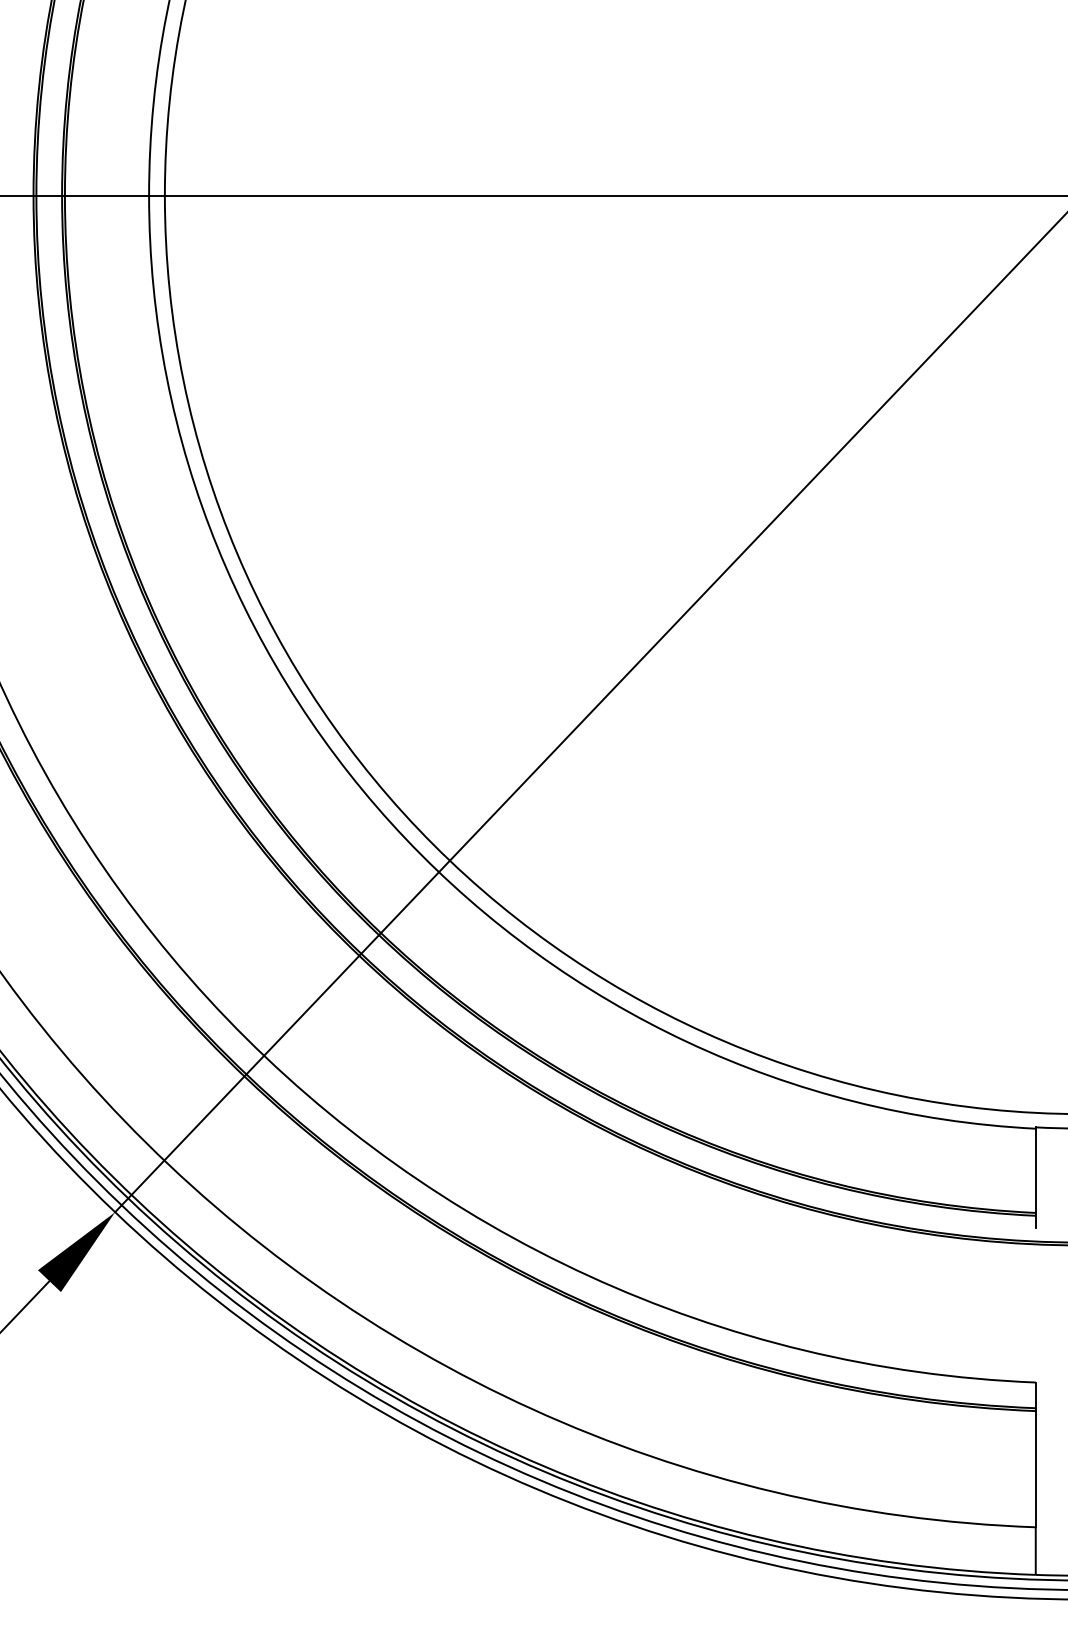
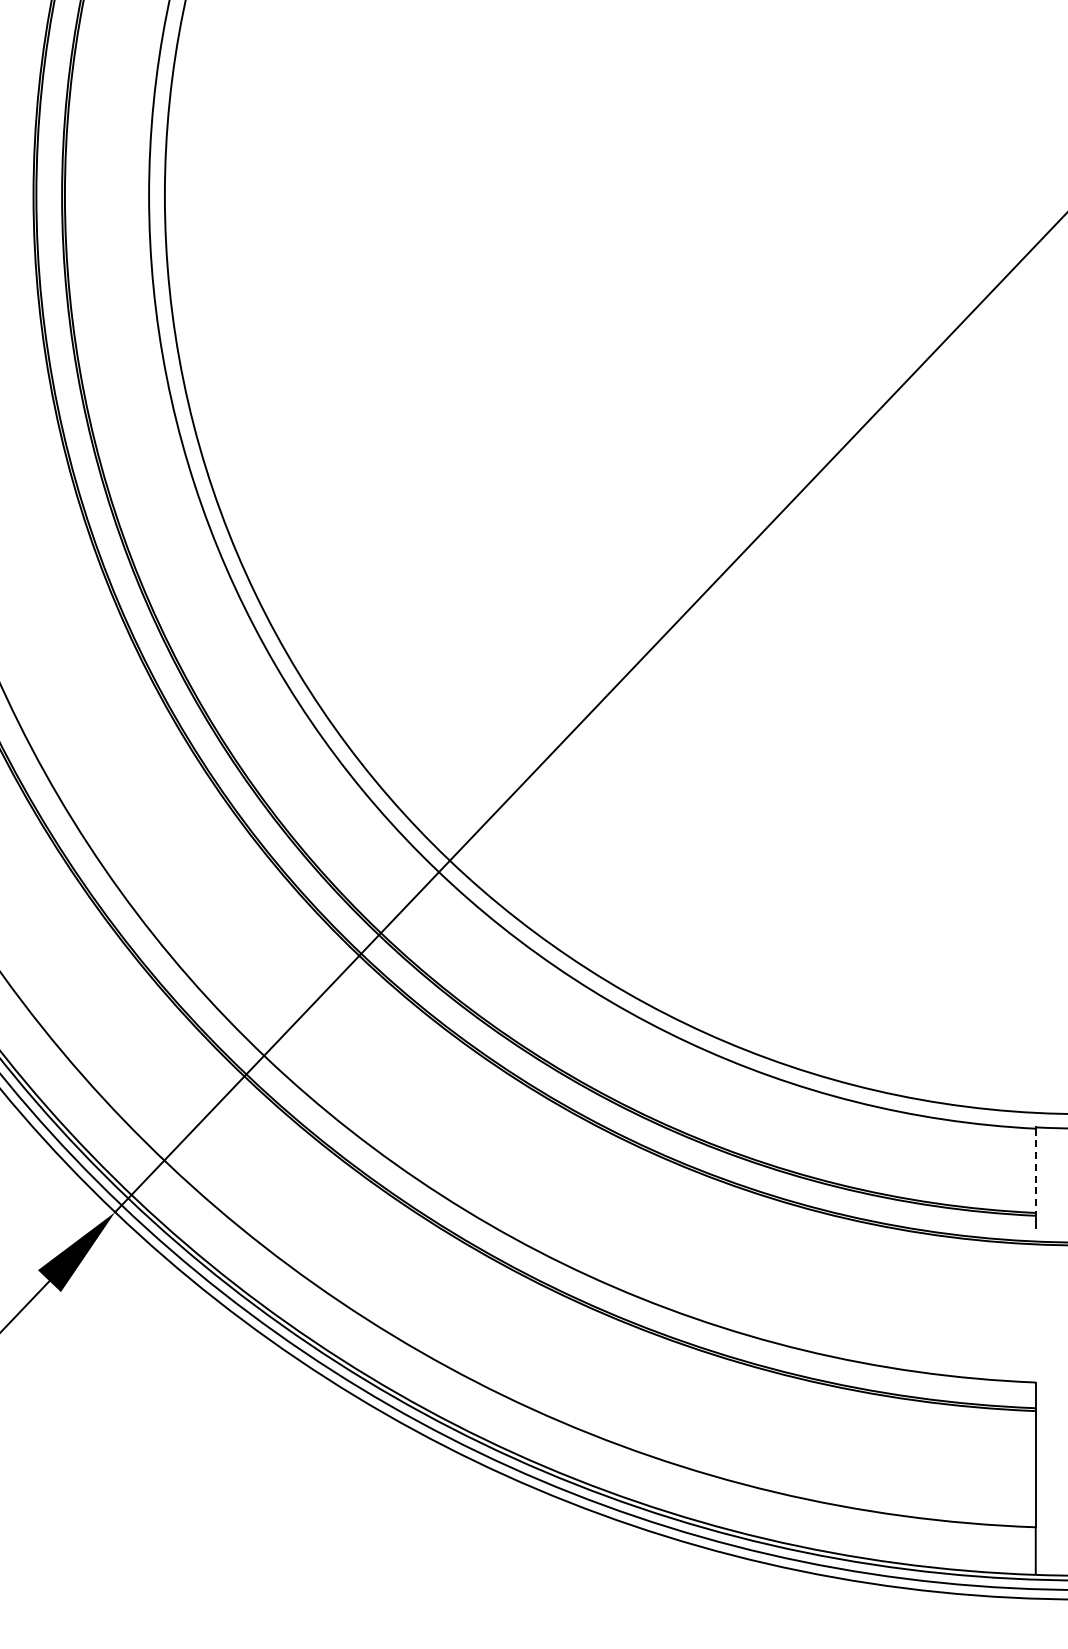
line: present -> none (533, 195)
line: solid -> dashed (1035, 1171)
